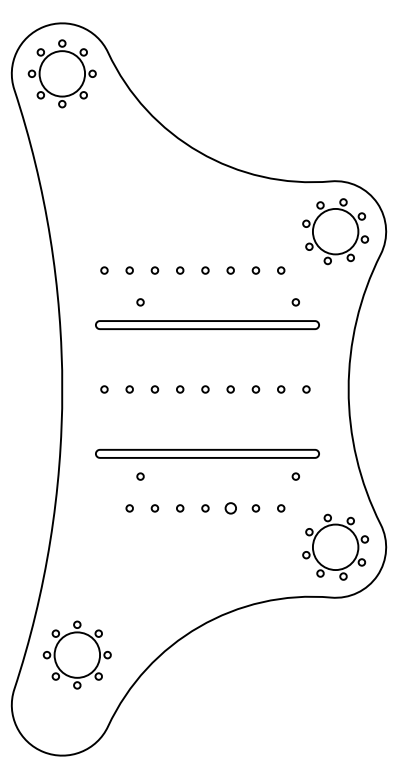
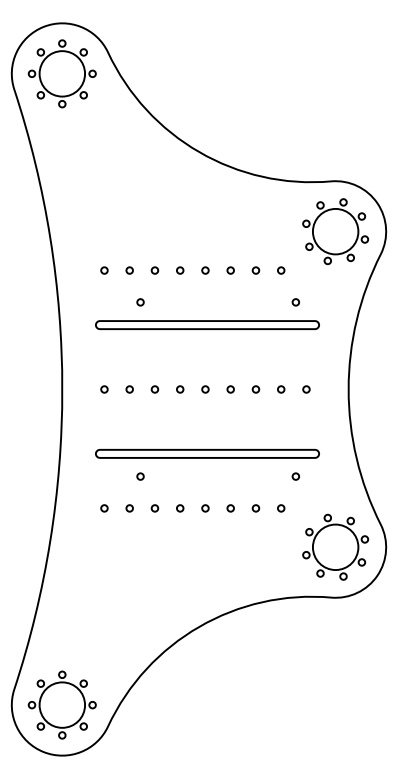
circle: none -> present (104, 508)
circle size: 13x13 px -> 9x9 px (230, 508)
part position: (76, 654) -> (61, 704) (61, 704)
